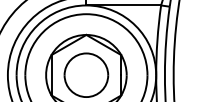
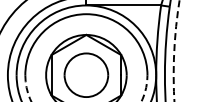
arc: solid -> dashed (174, 50)
arc: solid -> dashed (141, 101)
